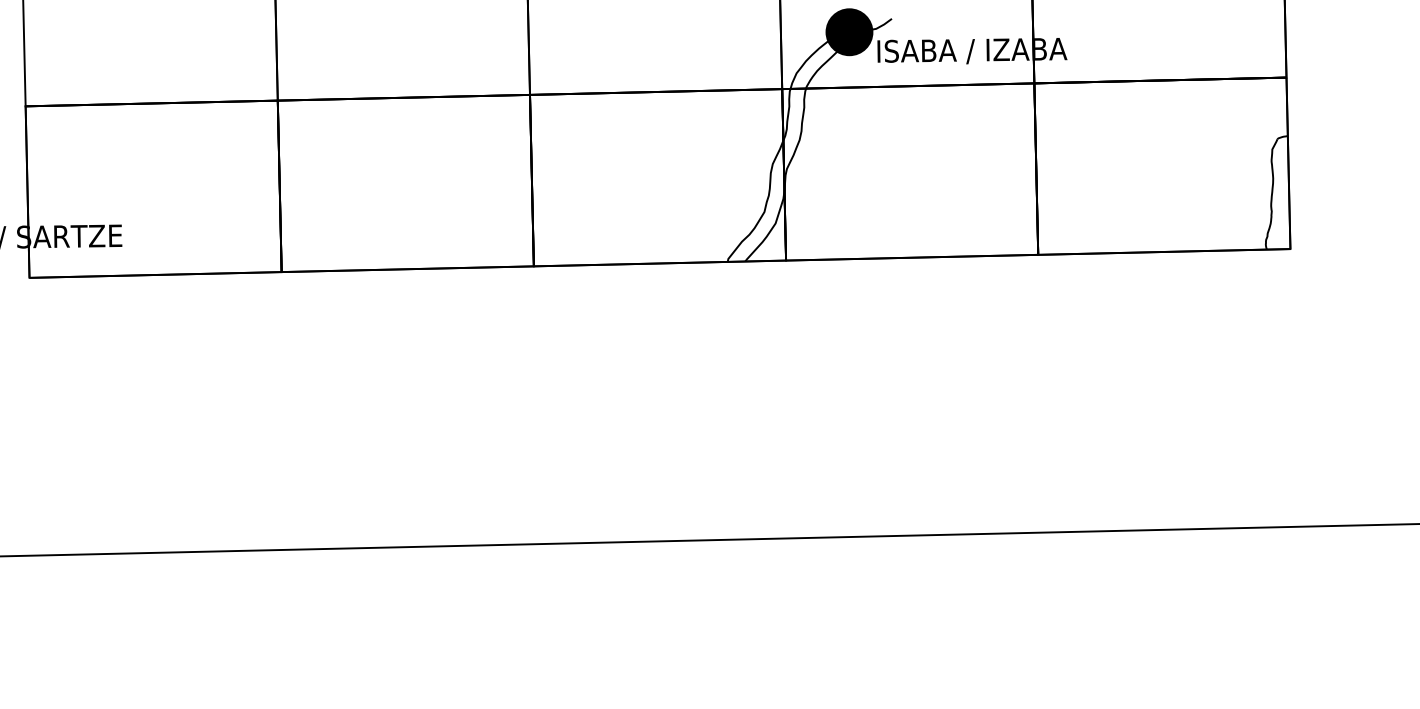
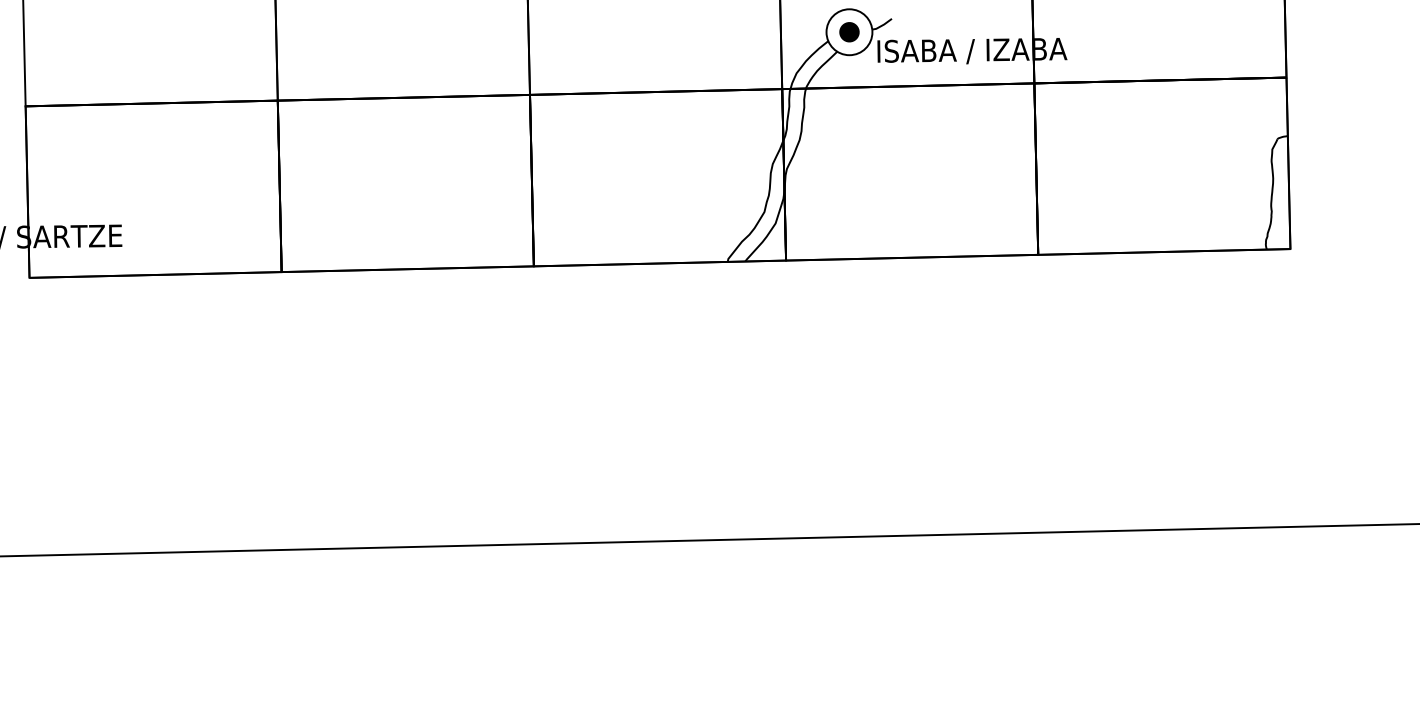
fill: present -> none (849, 32)
fill: present -> none (849, 32)
